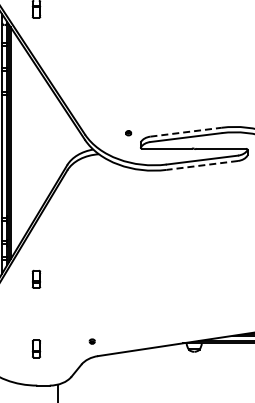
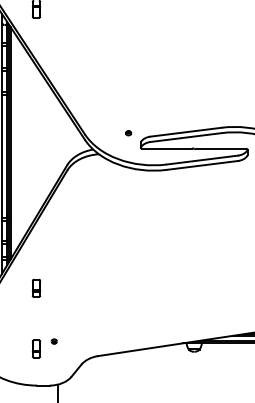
line: dashed -> solid (186, 132)
line: dashed -> solid (202, 165)
part position: (36, 278) -> (36, 287) (36, 287)
part position: (91, 341) -> (53, 341) (53, 341)
